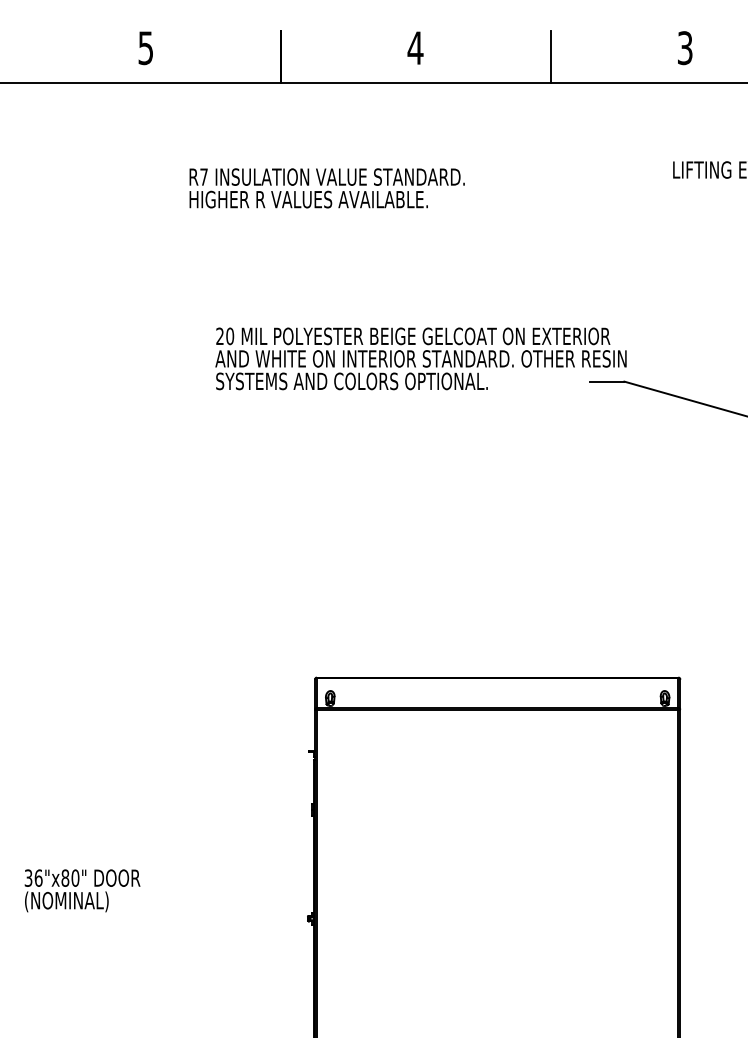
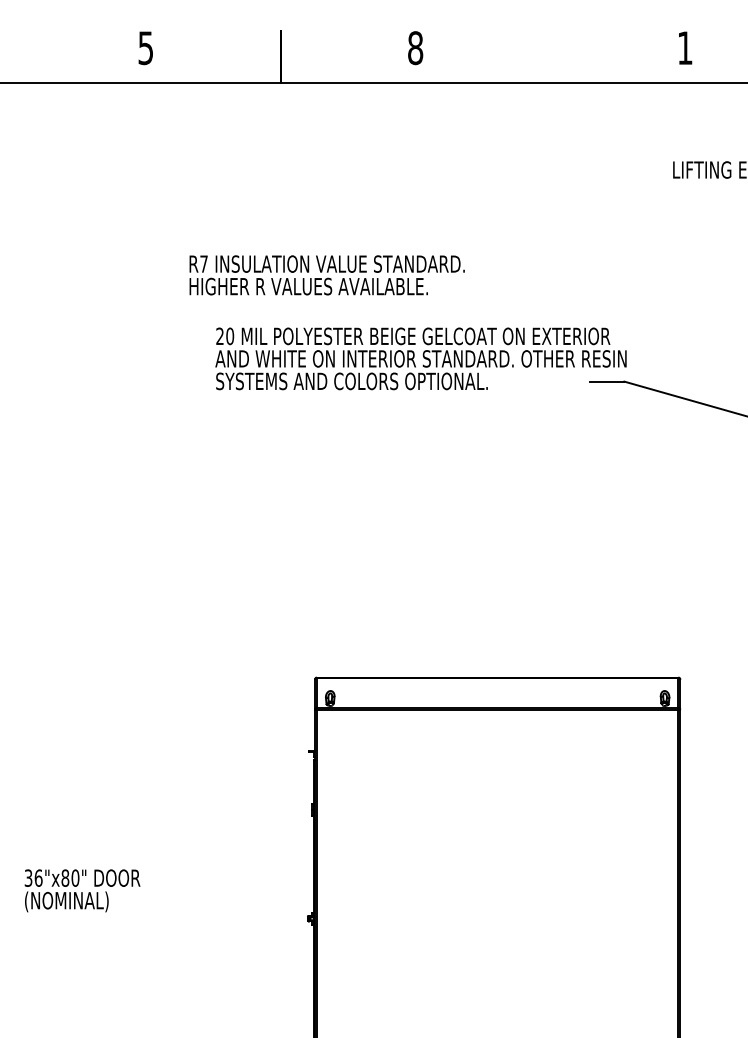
text: 4 -> 8 (415, 48)
text: 3 -> 1 (685, 48)
line: present -> none (550, 56)
text position: (326, 188) -> (326, 275) (326, 275)
